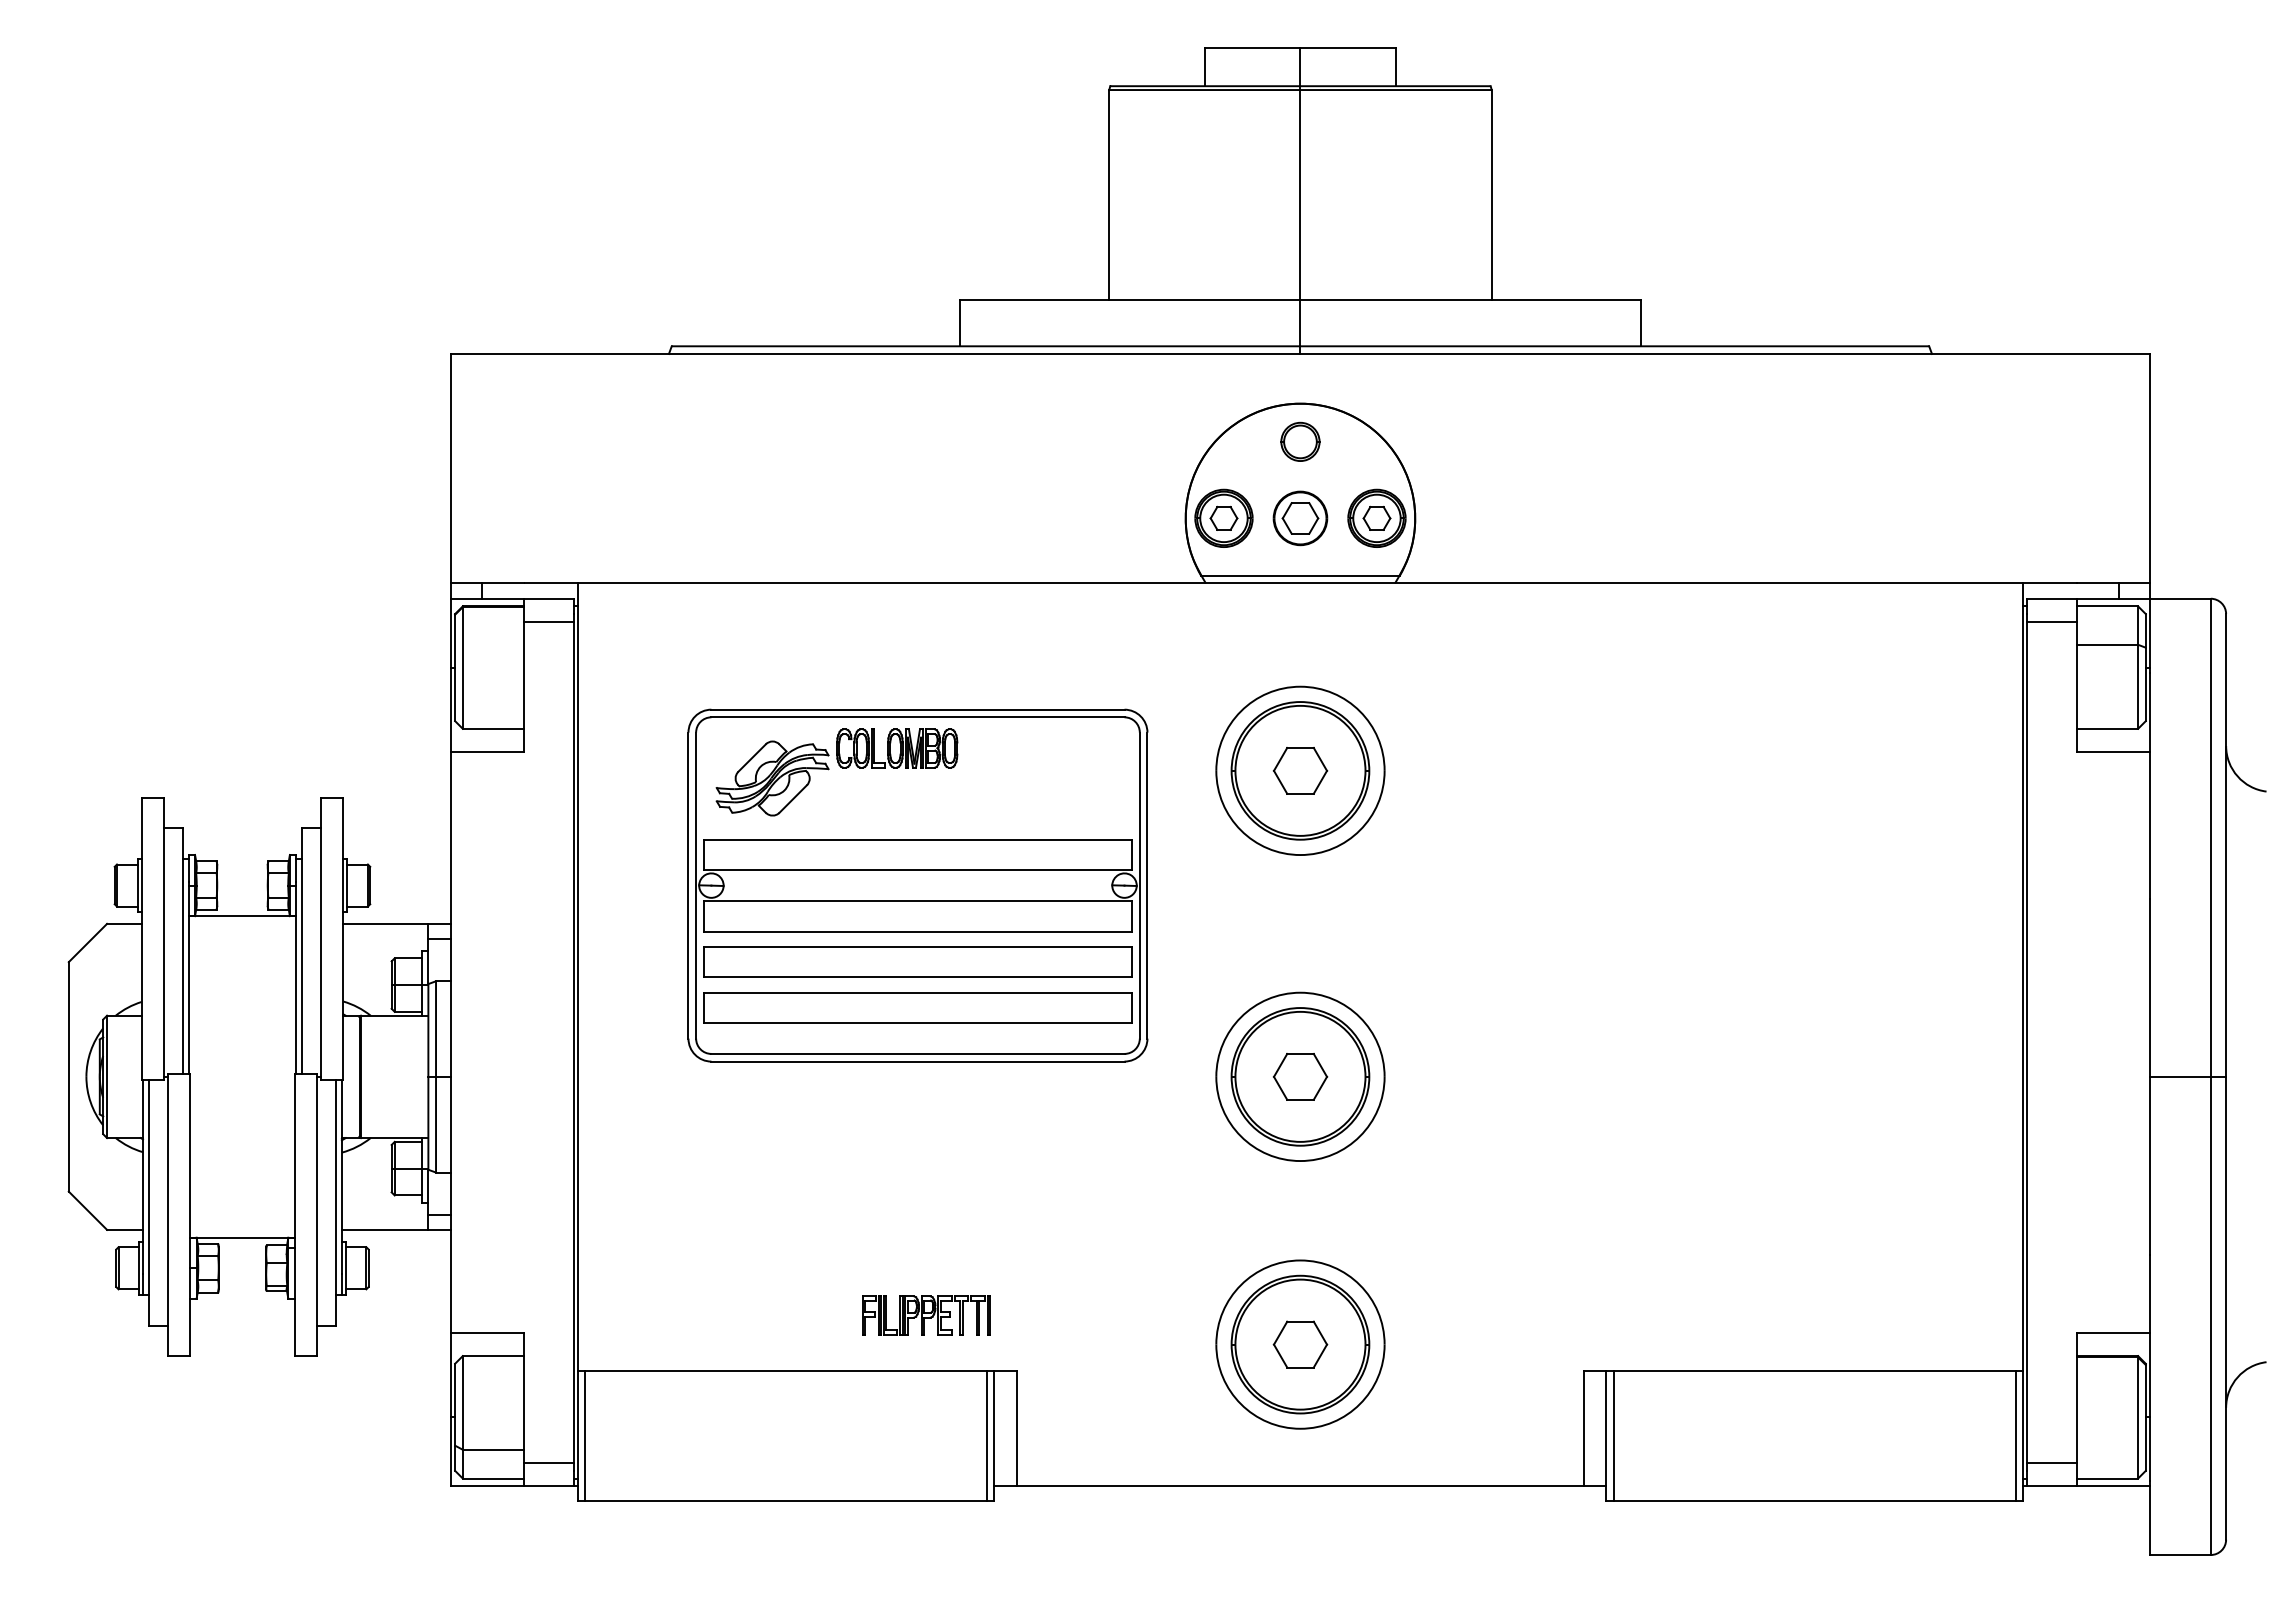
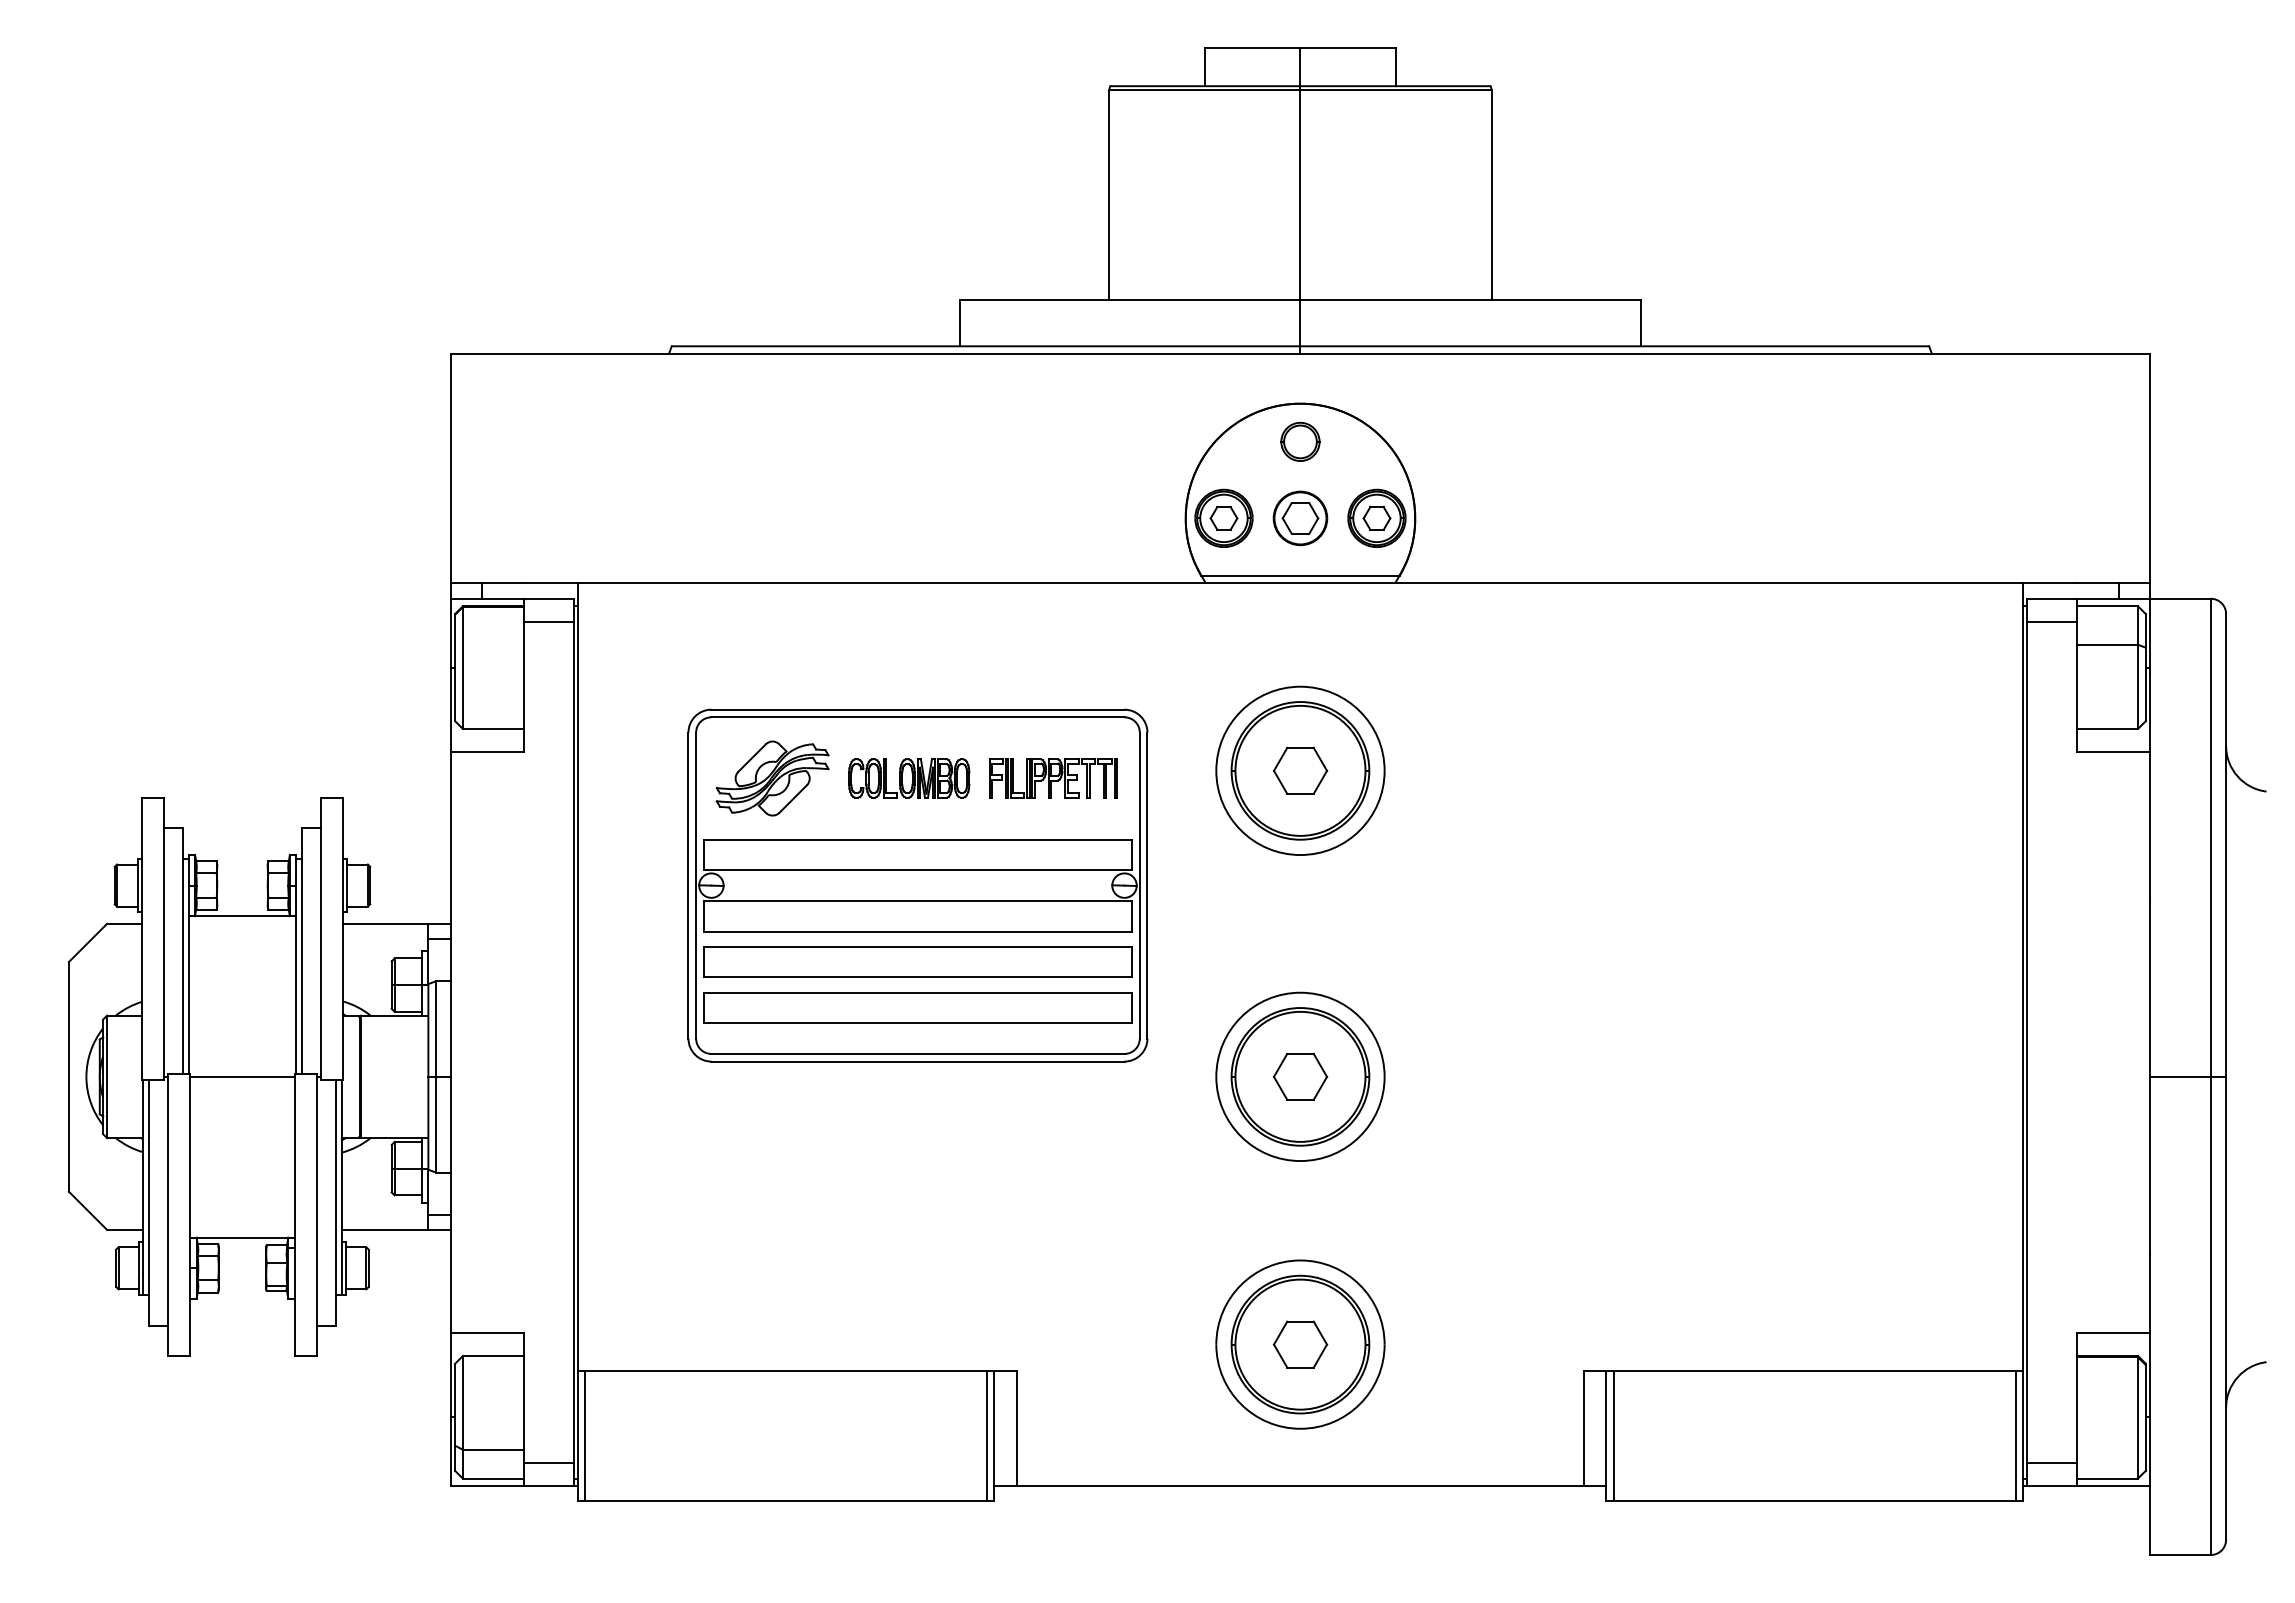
part position: (897, 748) -> (909, 778) (909, 778)
line: none -> present (242, 1076)
part position: (926, 1315) -> (1053, 778) (1053, 778)
